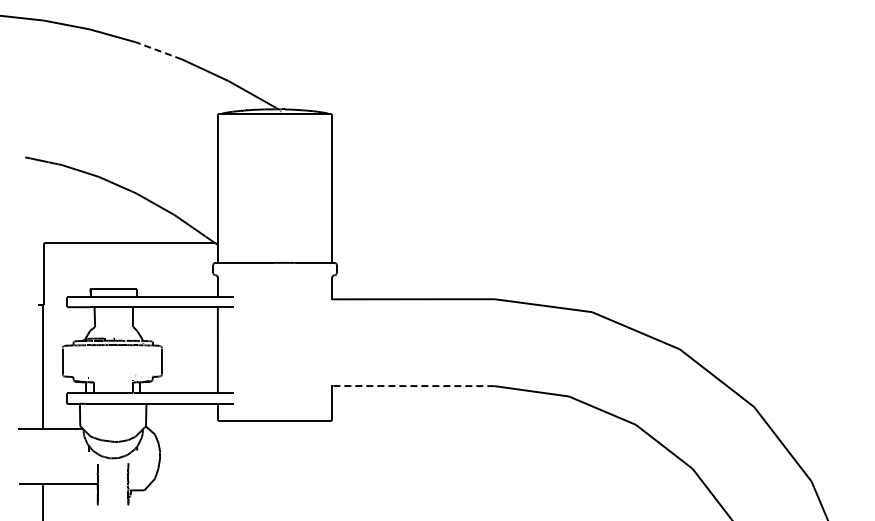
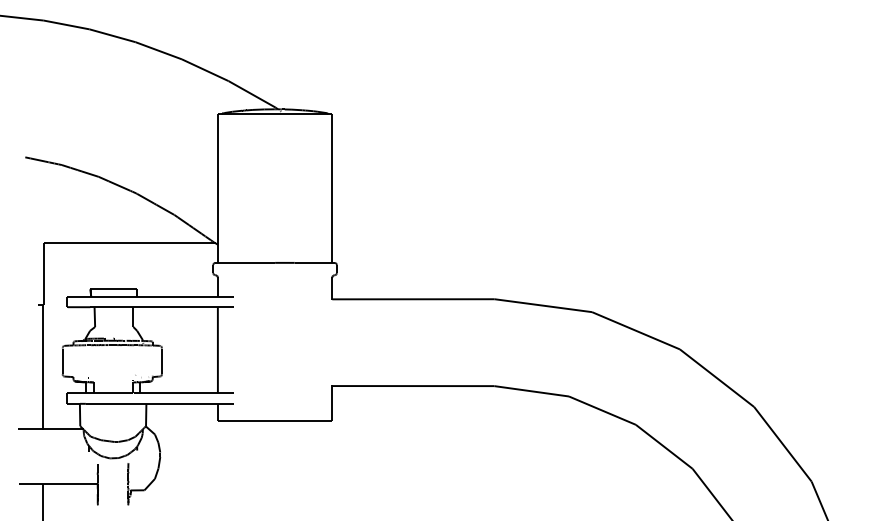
line: dashed -> solid (158, 50)
line: dashed -> solid (412, 386)
